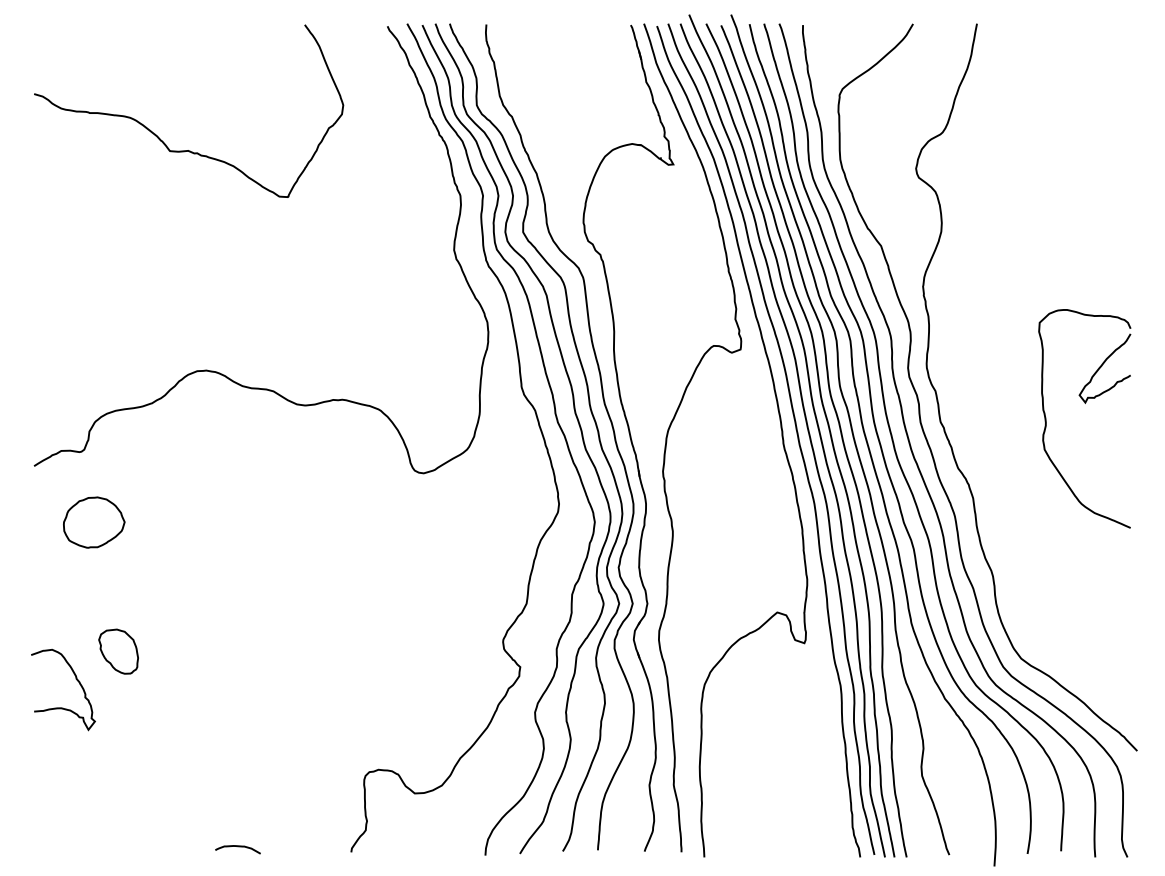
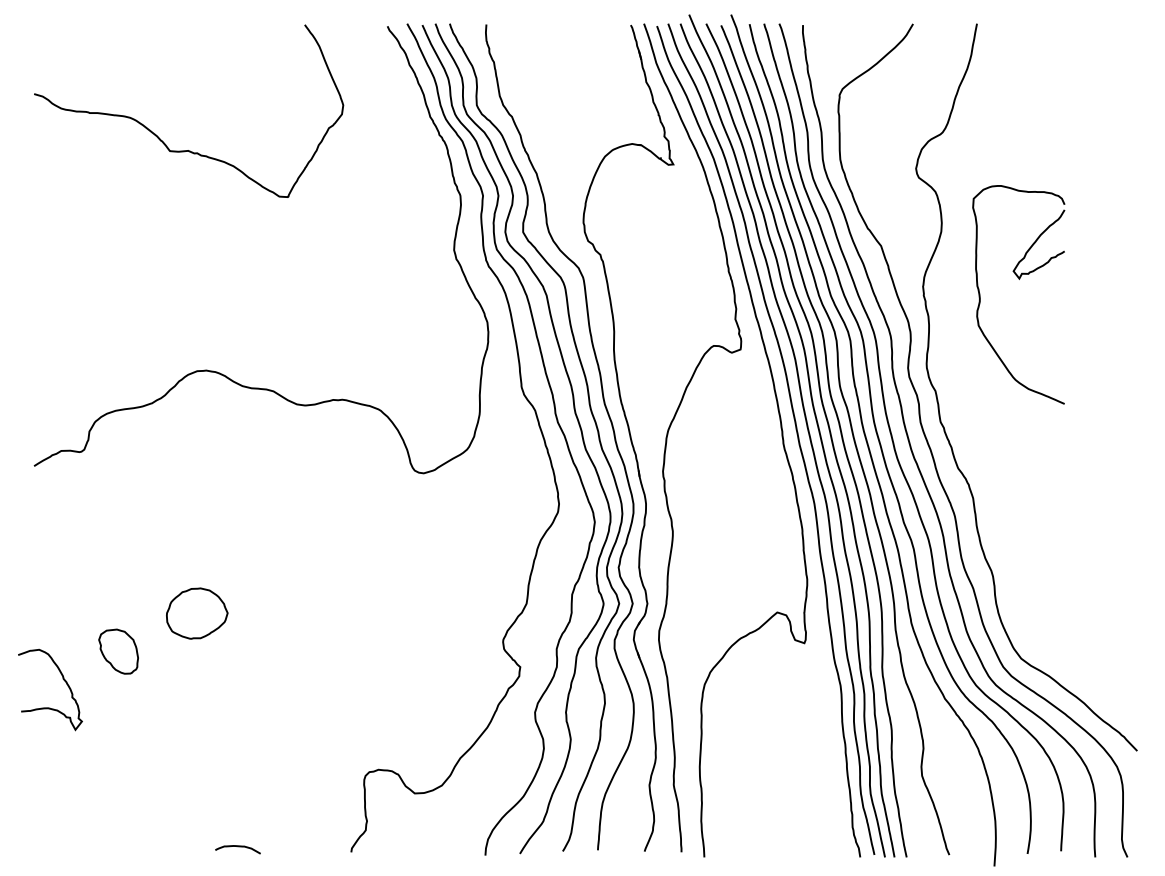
part position: (1084, 403) -> (1018, 279) (1018, 279)
part position: (94, 522) -> (197, 613) (197, 613)
curve position: (75, 679) -> (62, 679) (62, 679)
